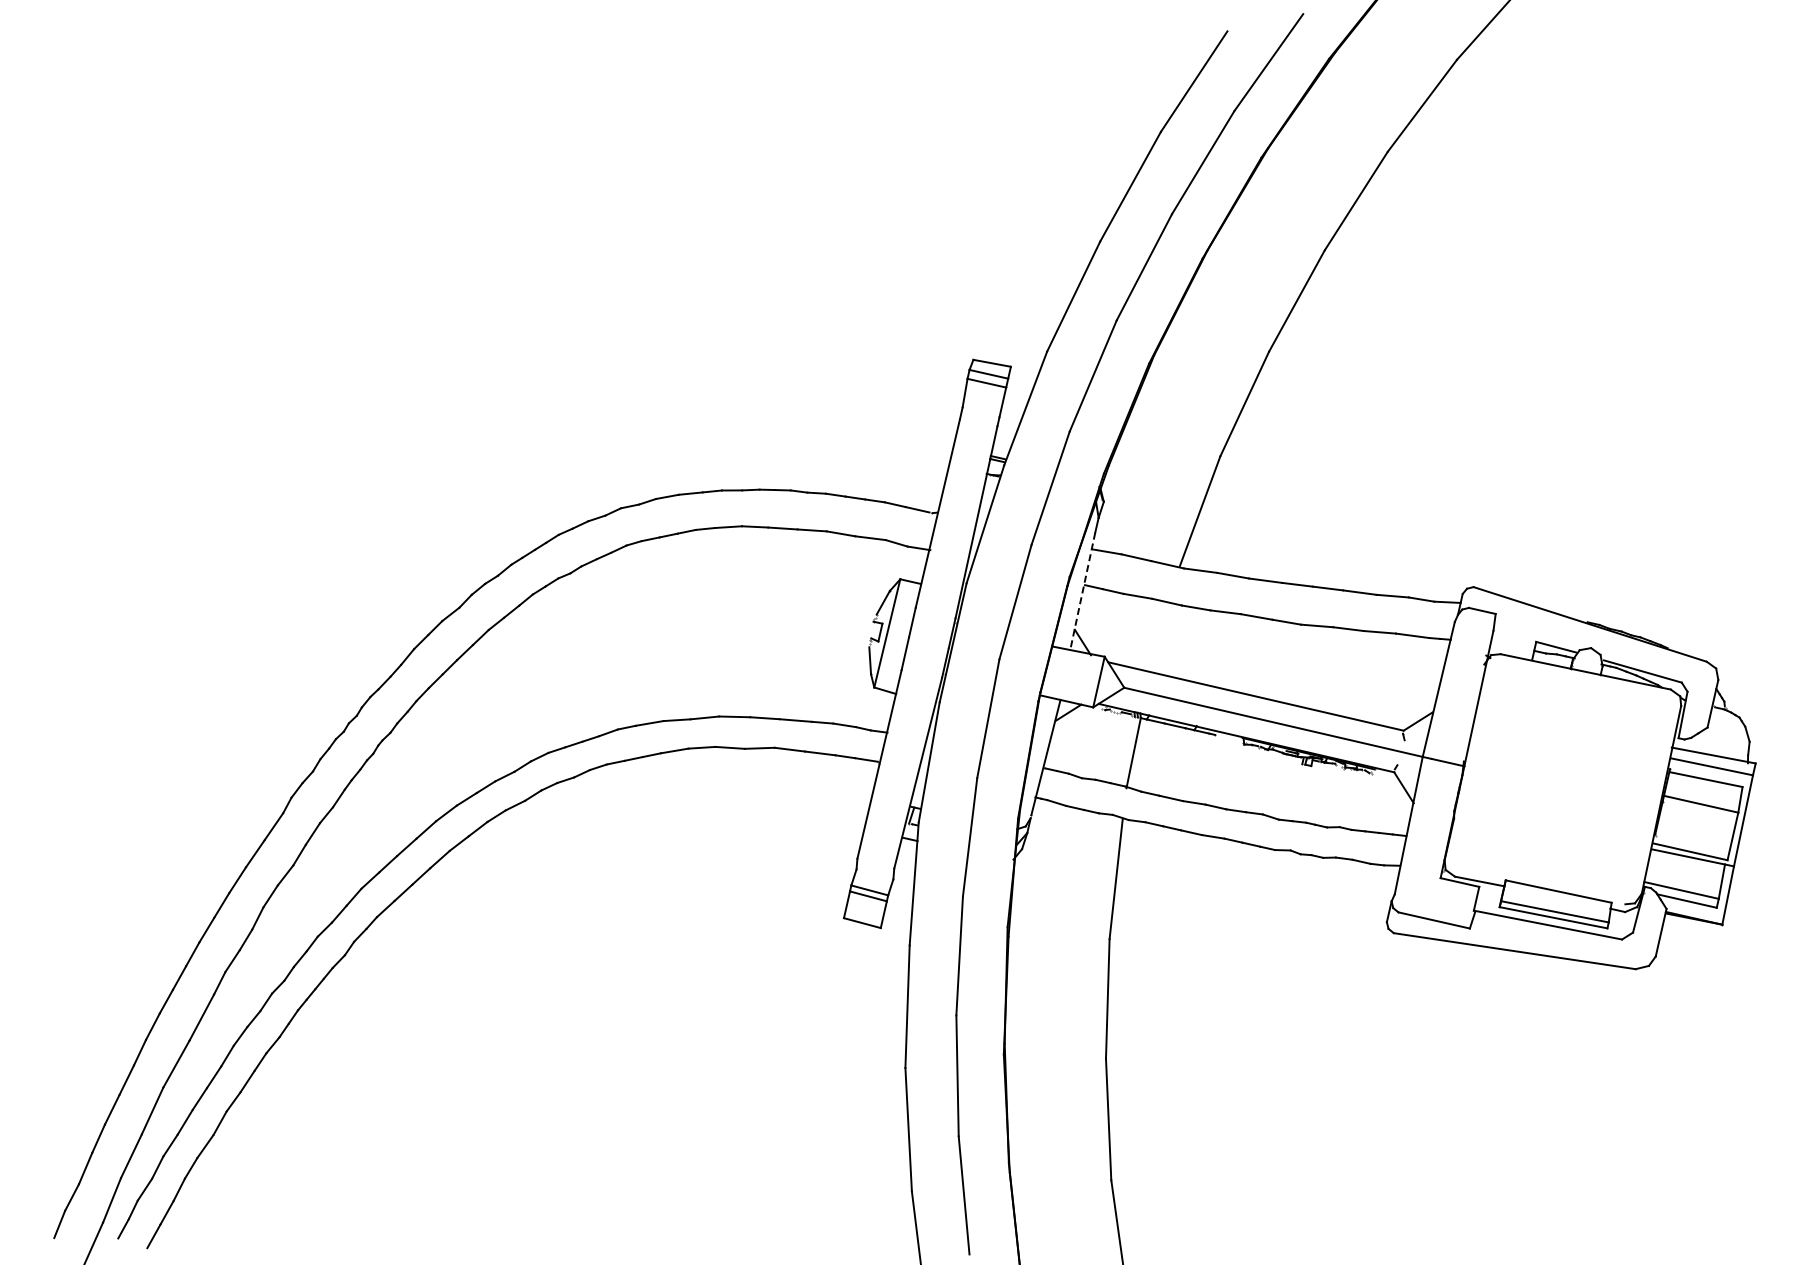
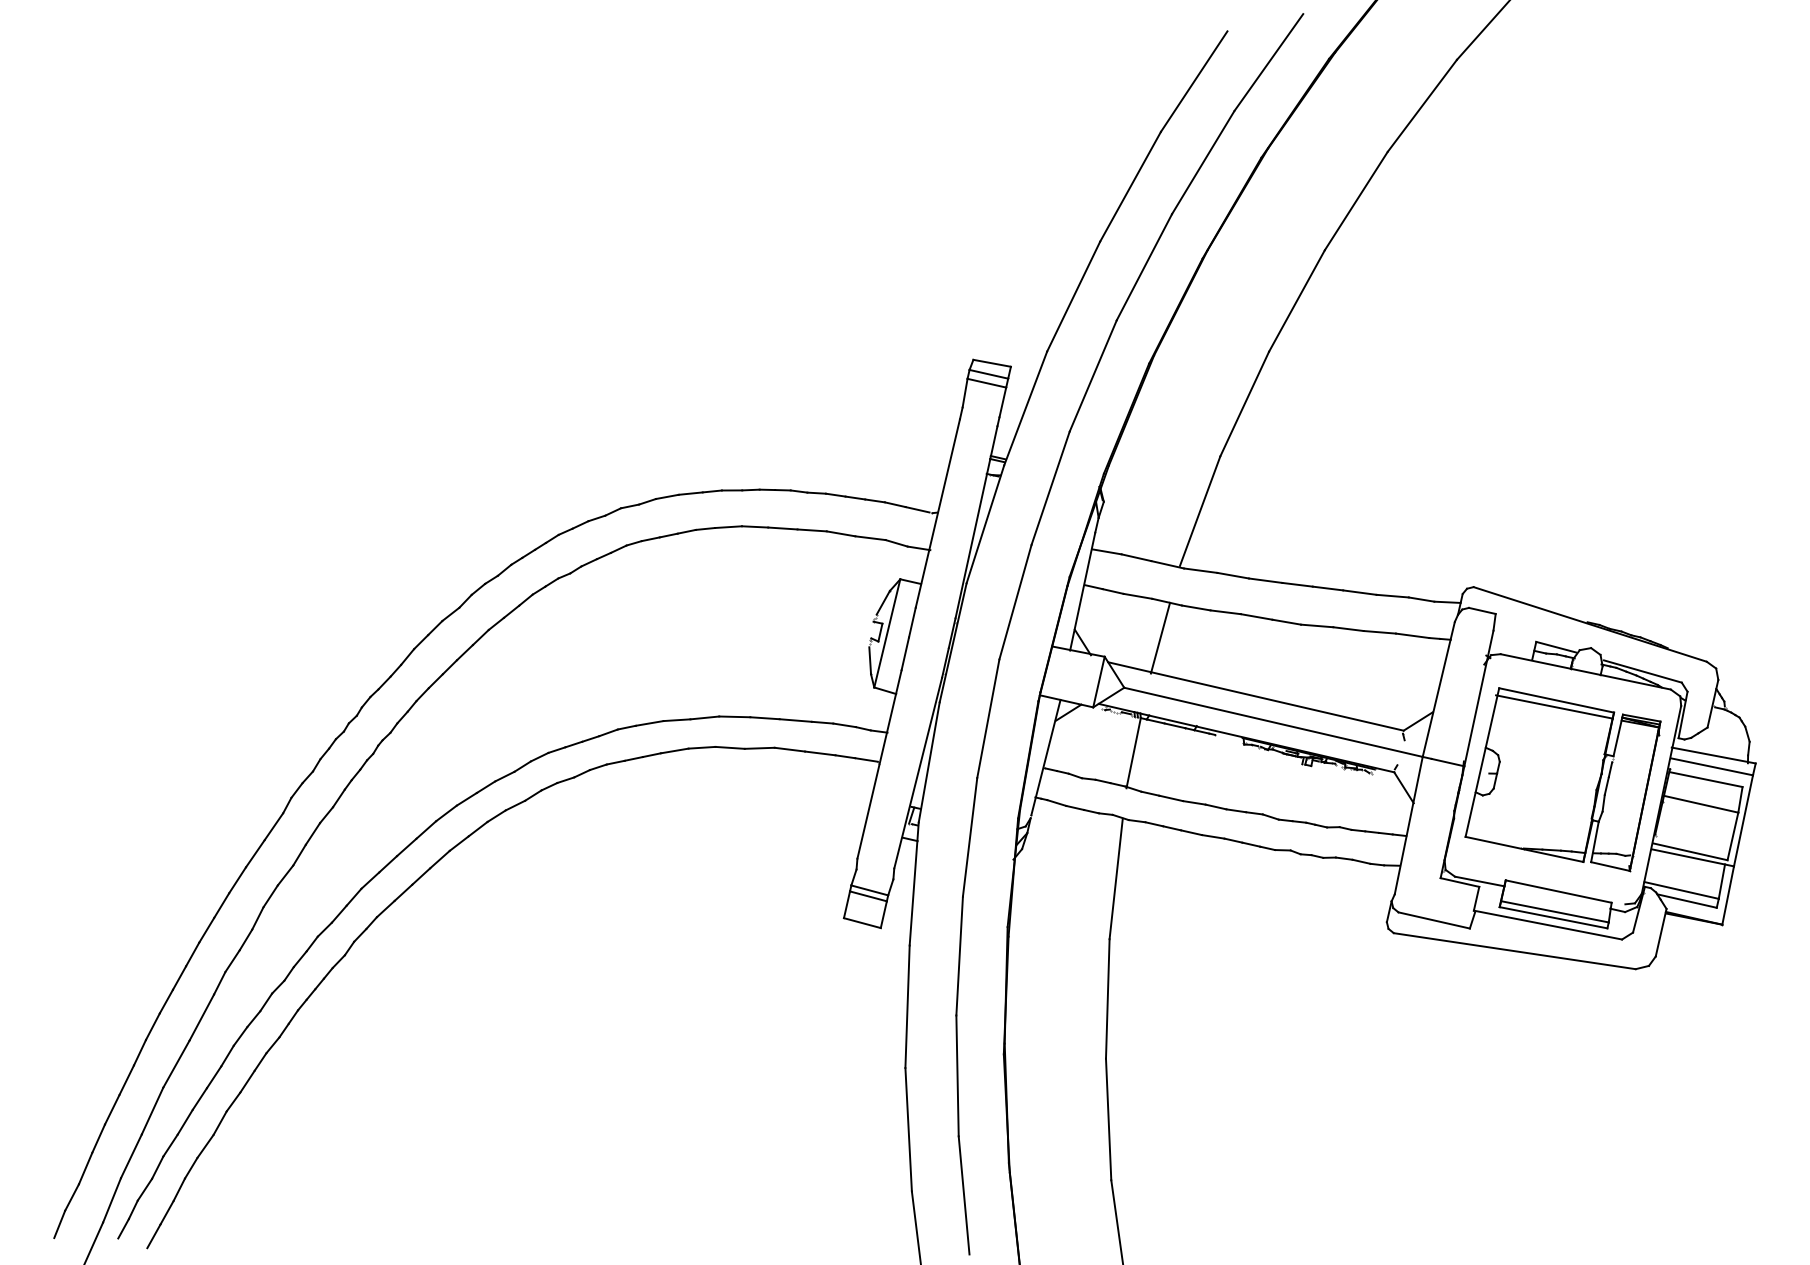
line: dashed -> solid (1082, 592)
line: none -> present (1160, 637)
part: none -> present (1562, 779)
